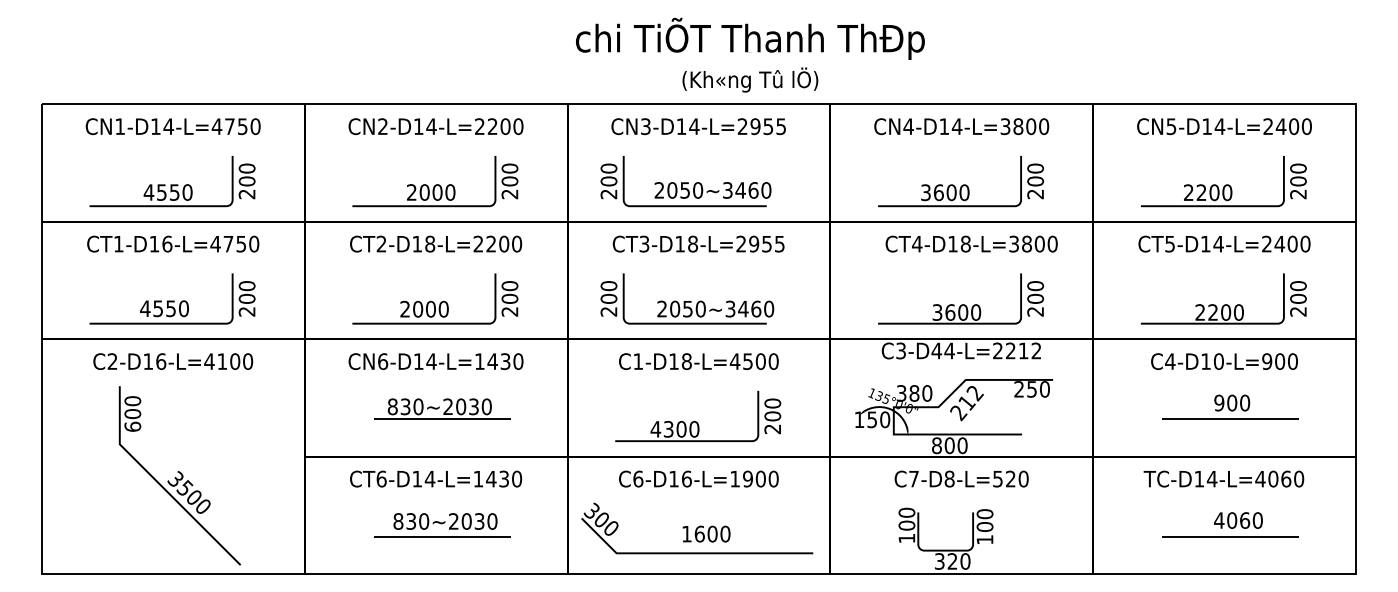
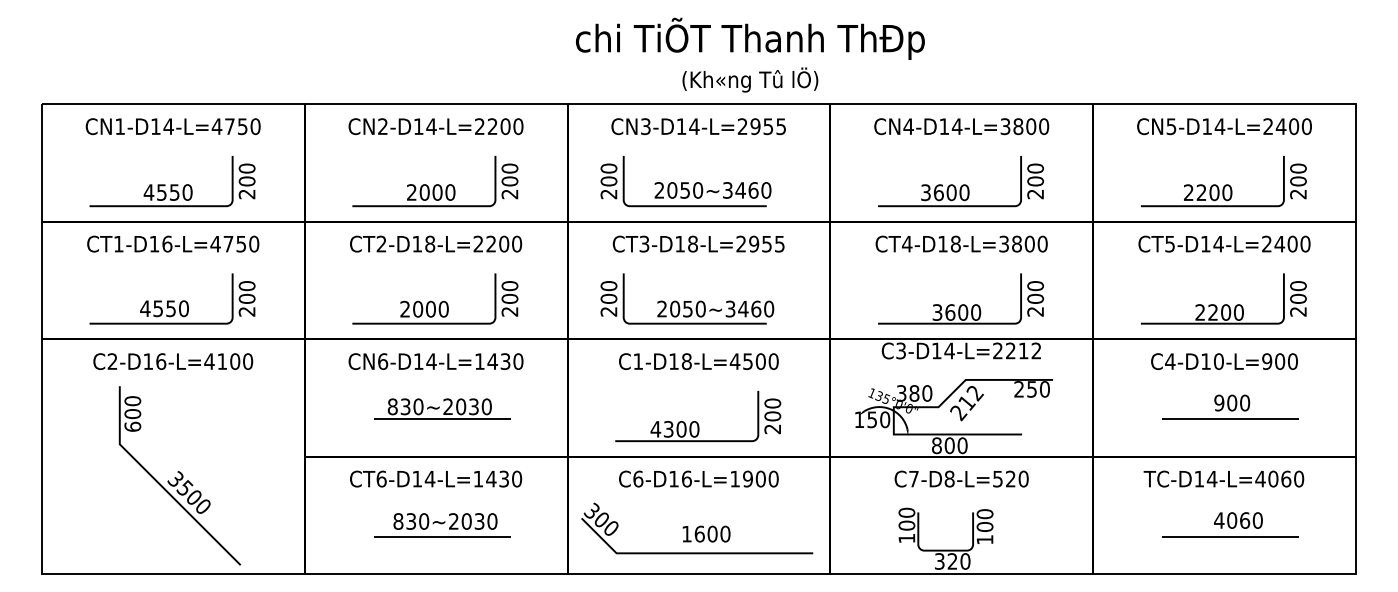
text position: (971, 243) -> (961, 243) (961, 243)
text: C3-D44-L=2212 -> C3-D14-L=2212 (936, 350)
